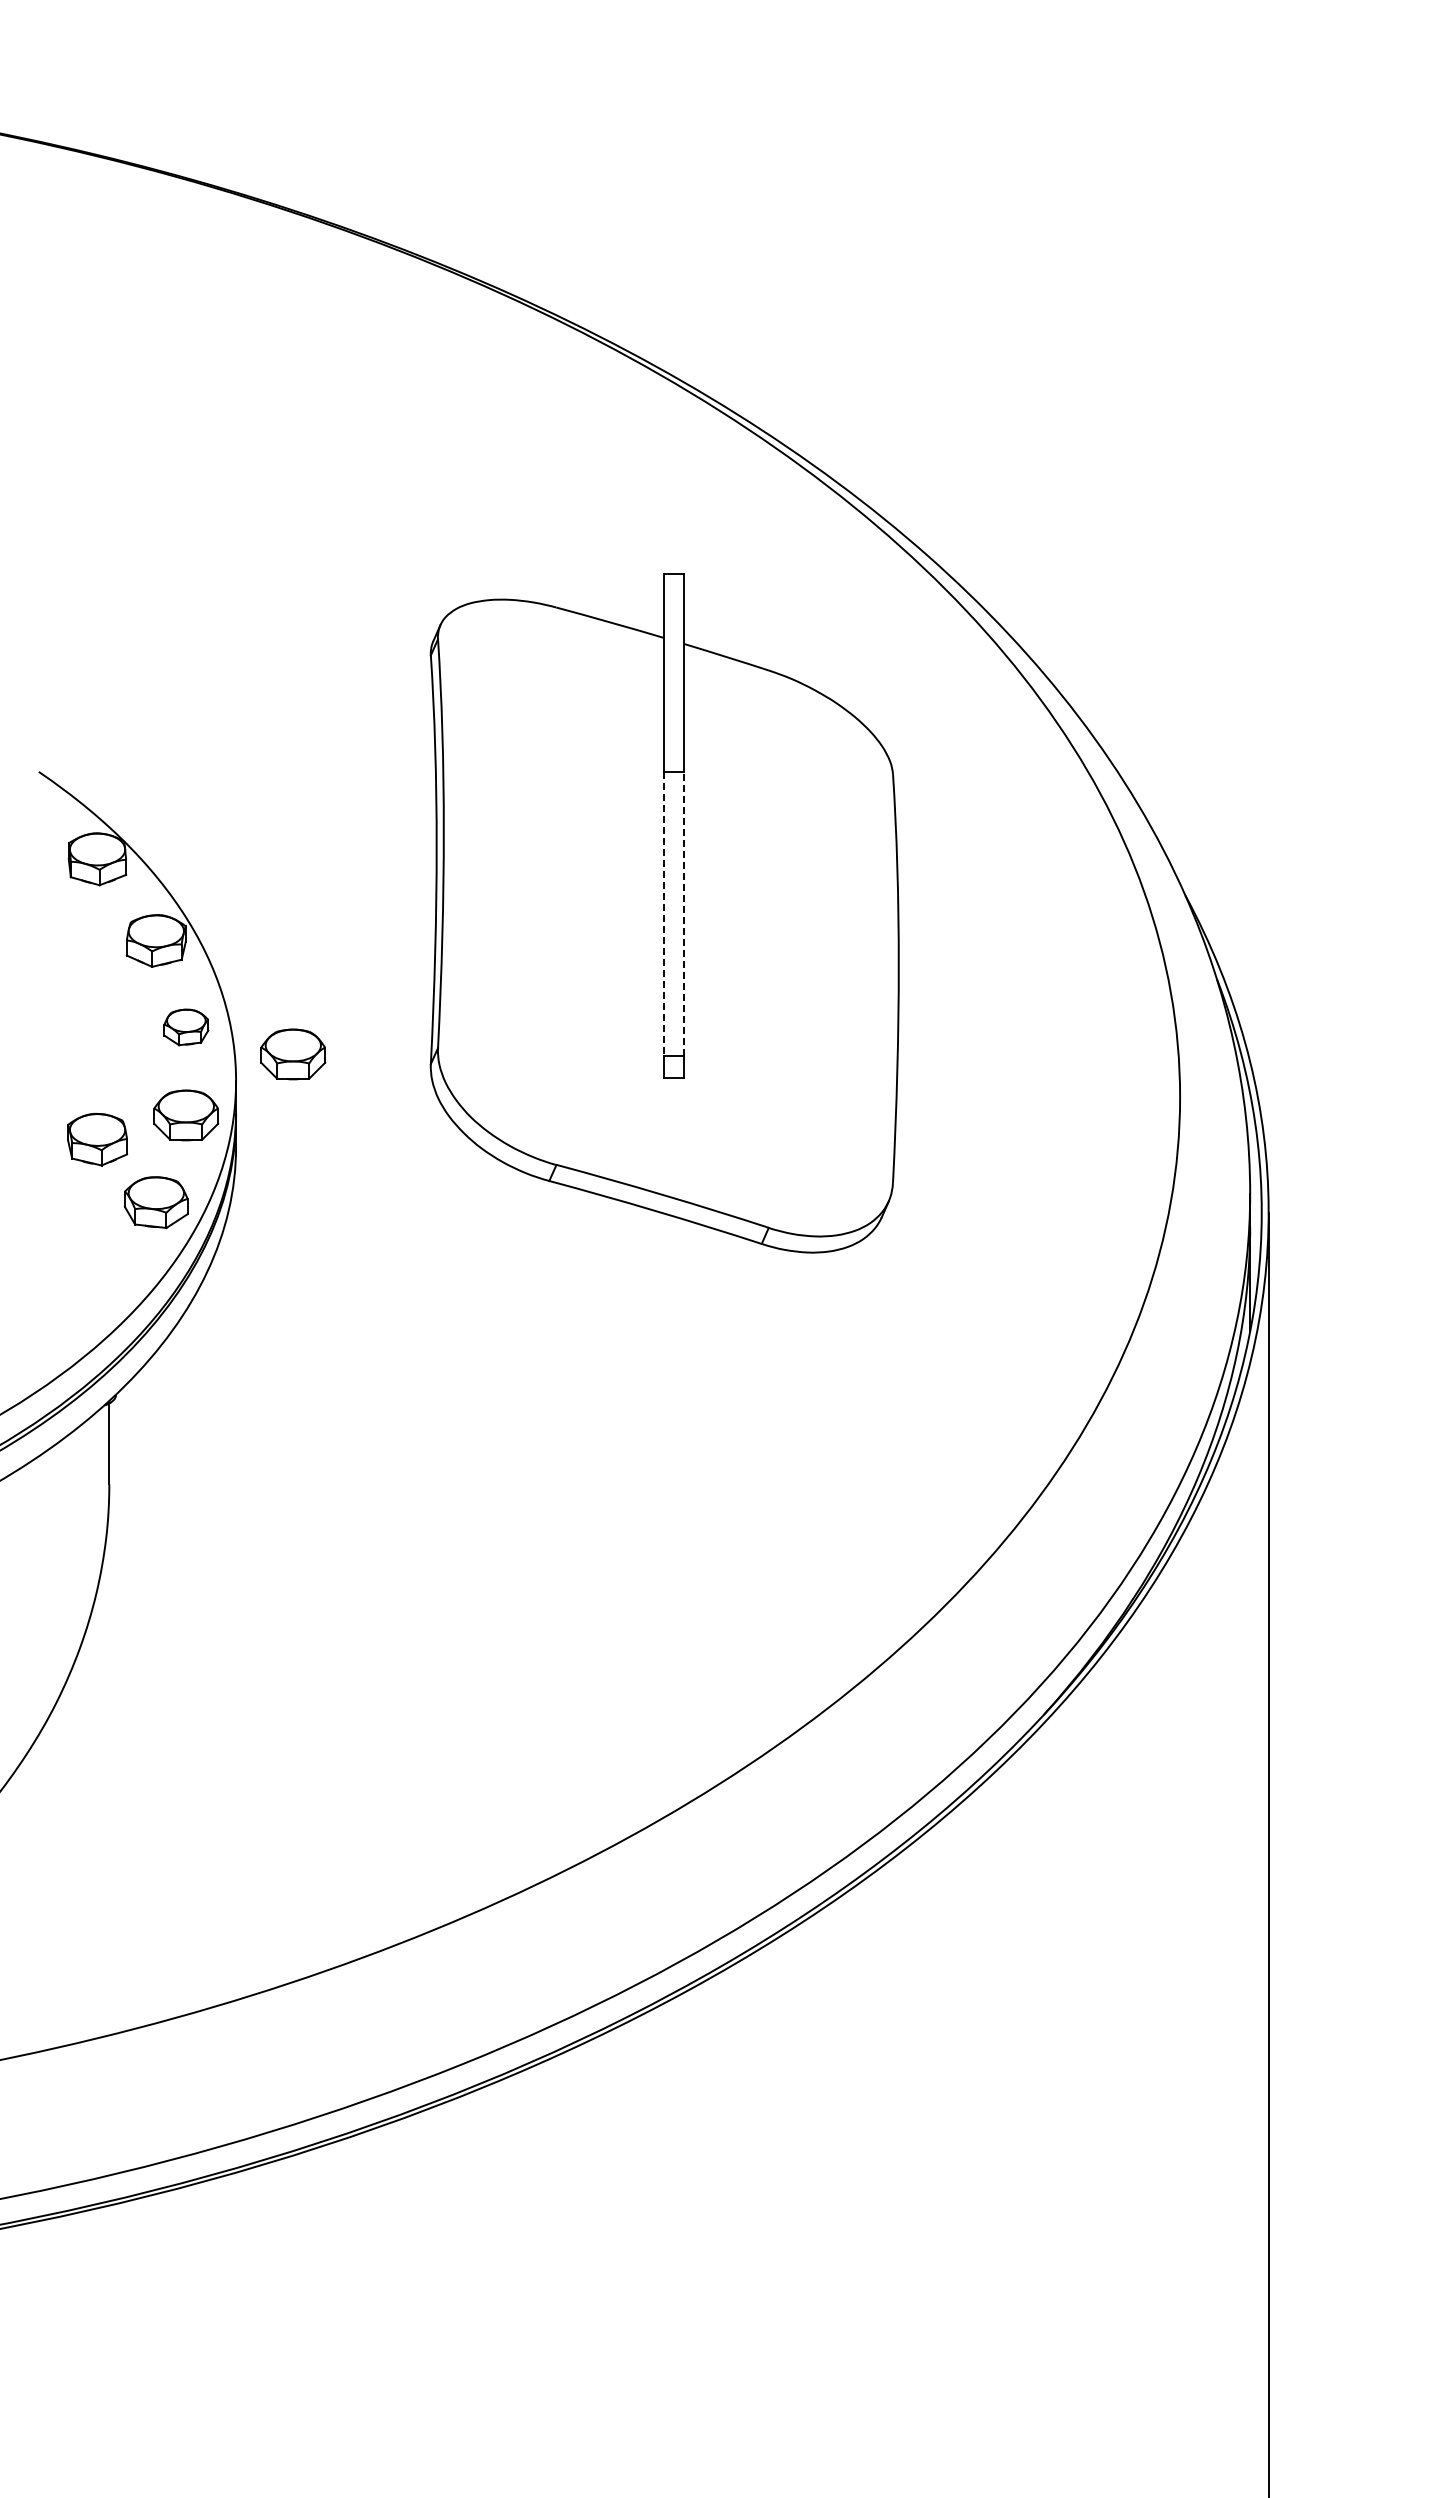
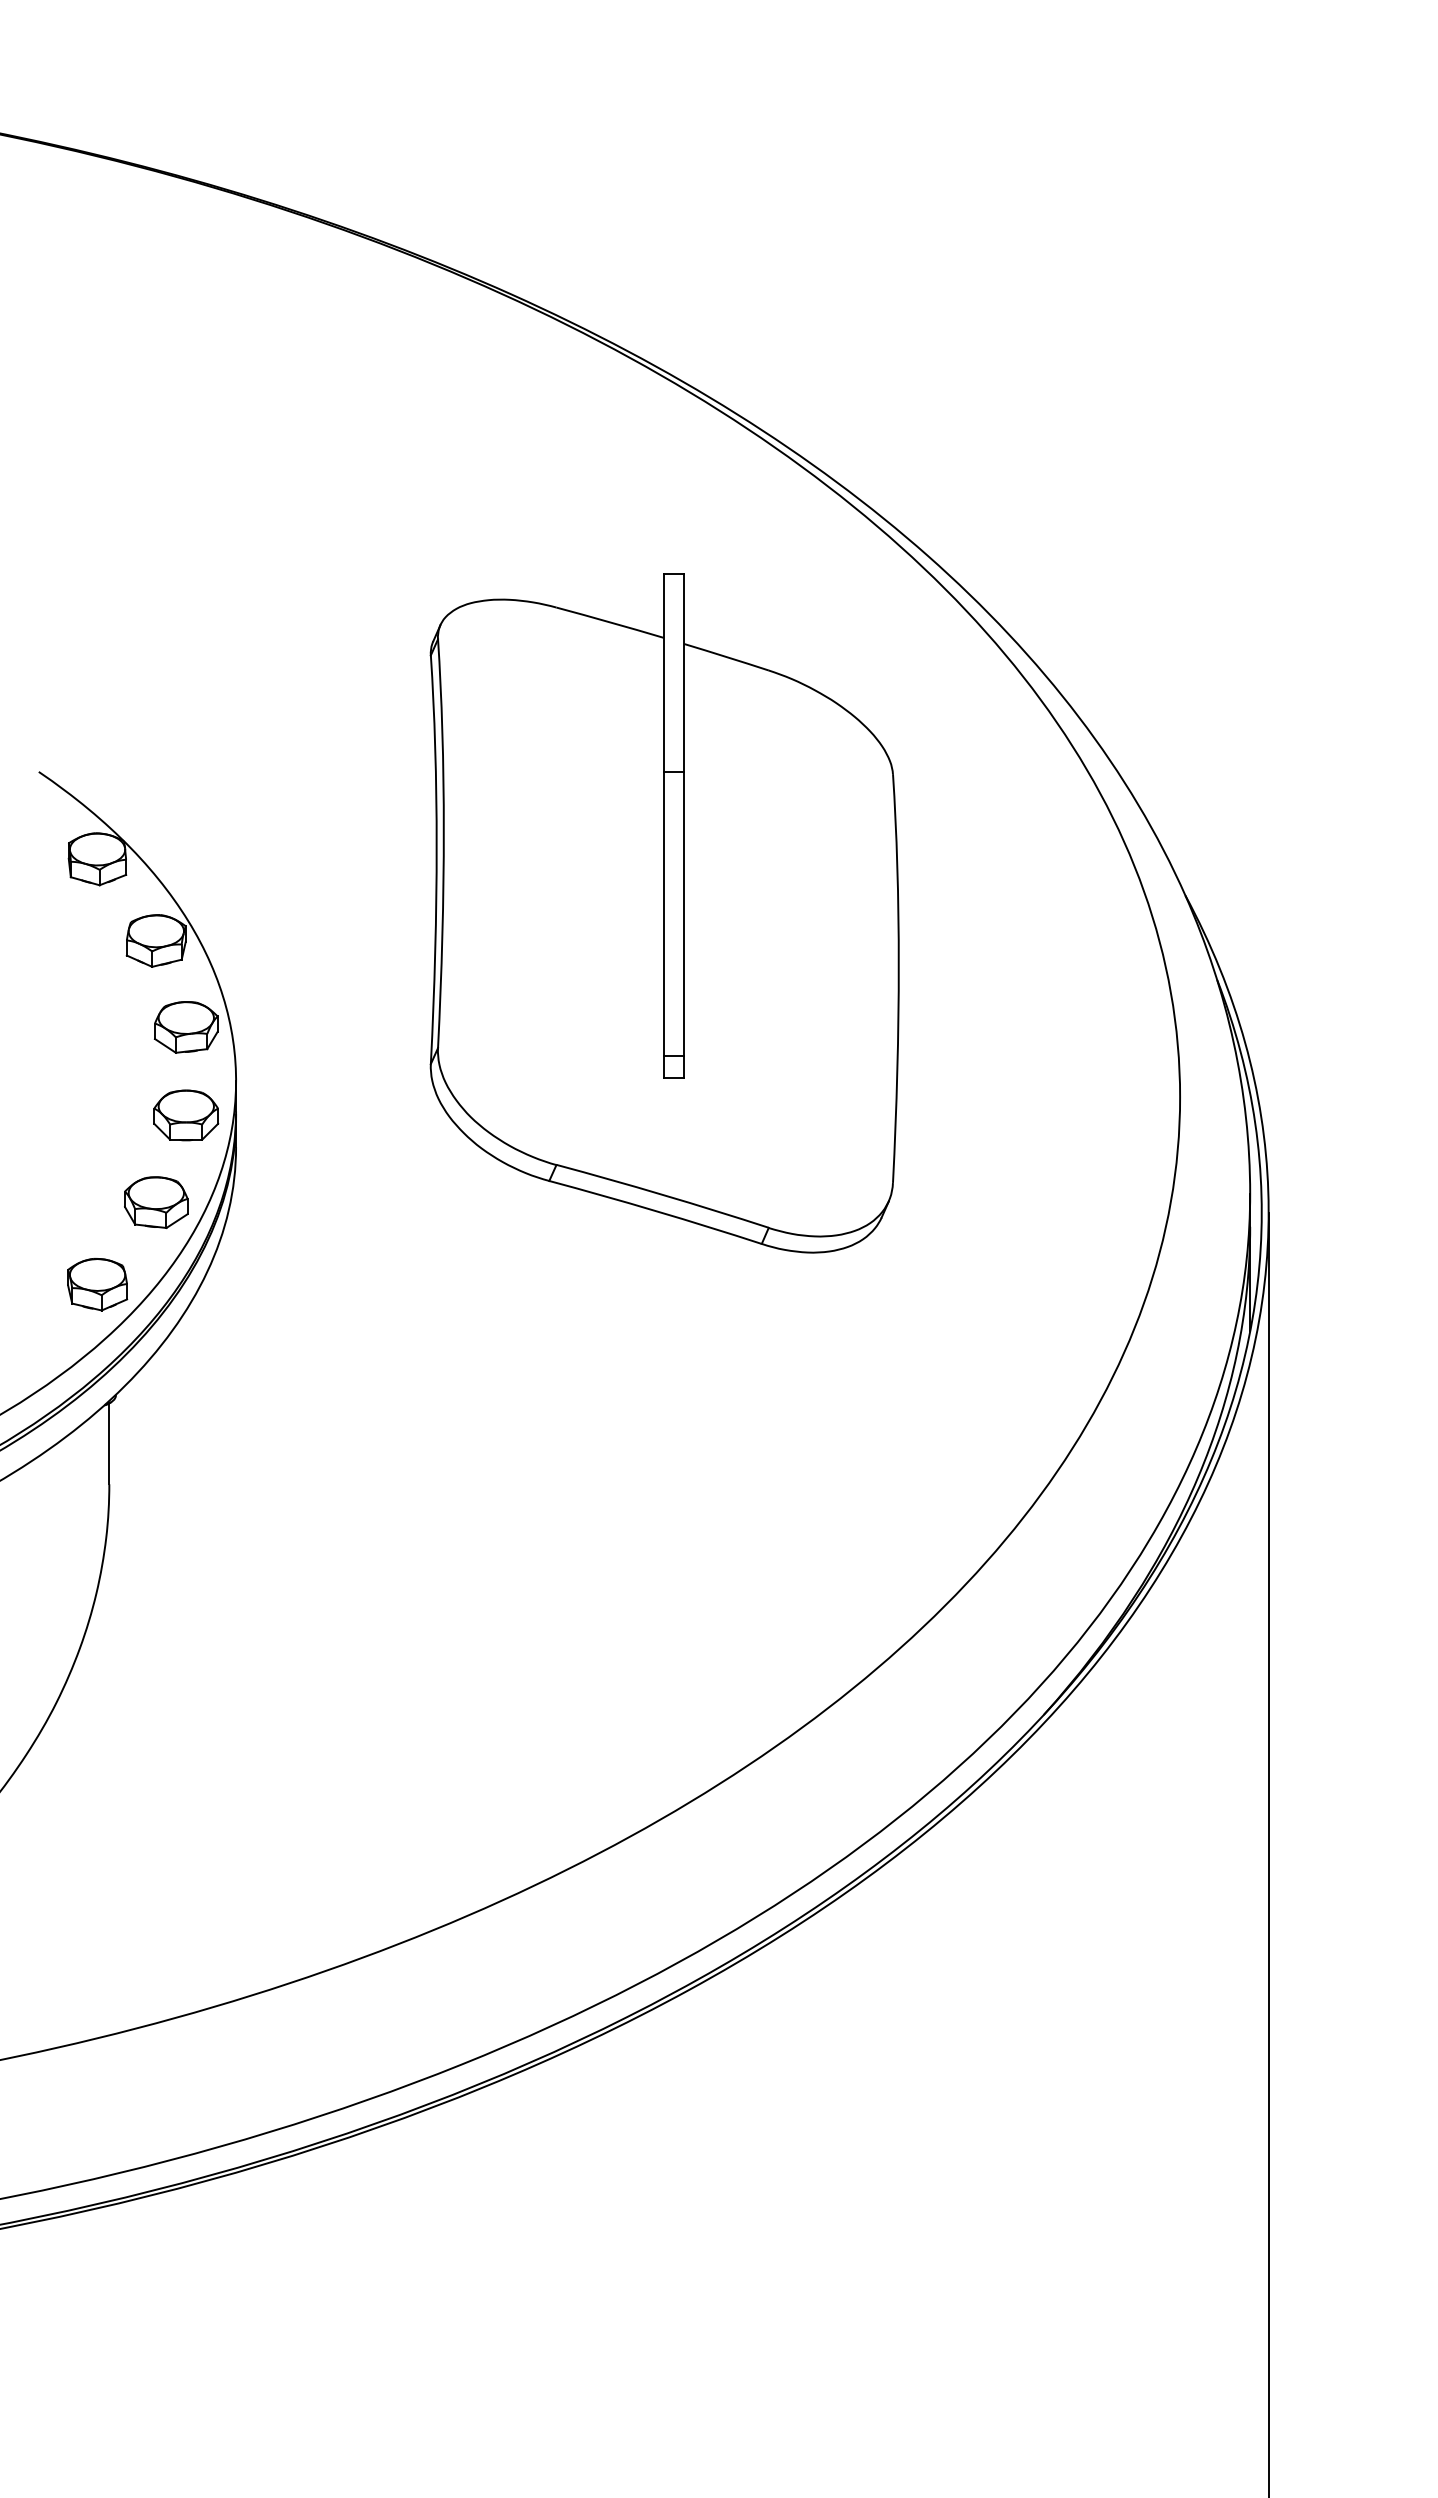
line: dashed -> solid (684, 913)
line: dashed -> solid (663, 914)
part size: 47x39 px -> 65x53 px (186, 1027)
part: present -> none (293, 1054)
part position: (97, 1139) -> (97, 1284) (97, 1284)
